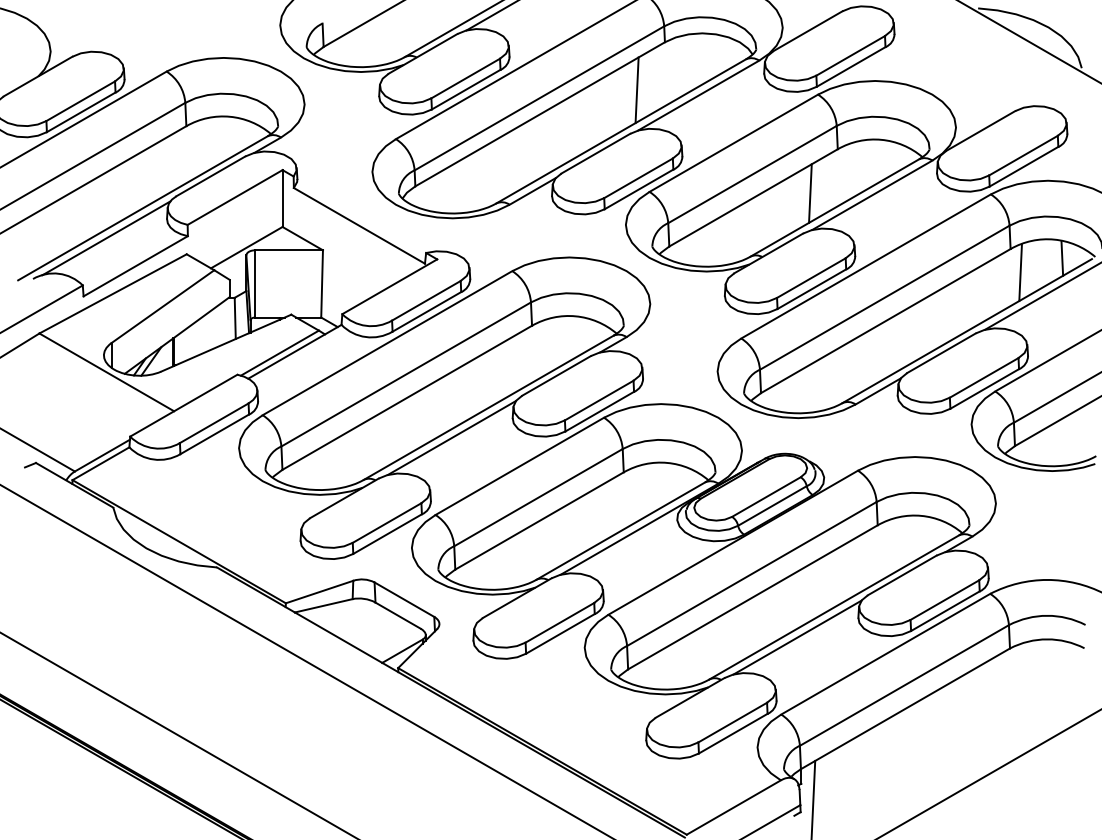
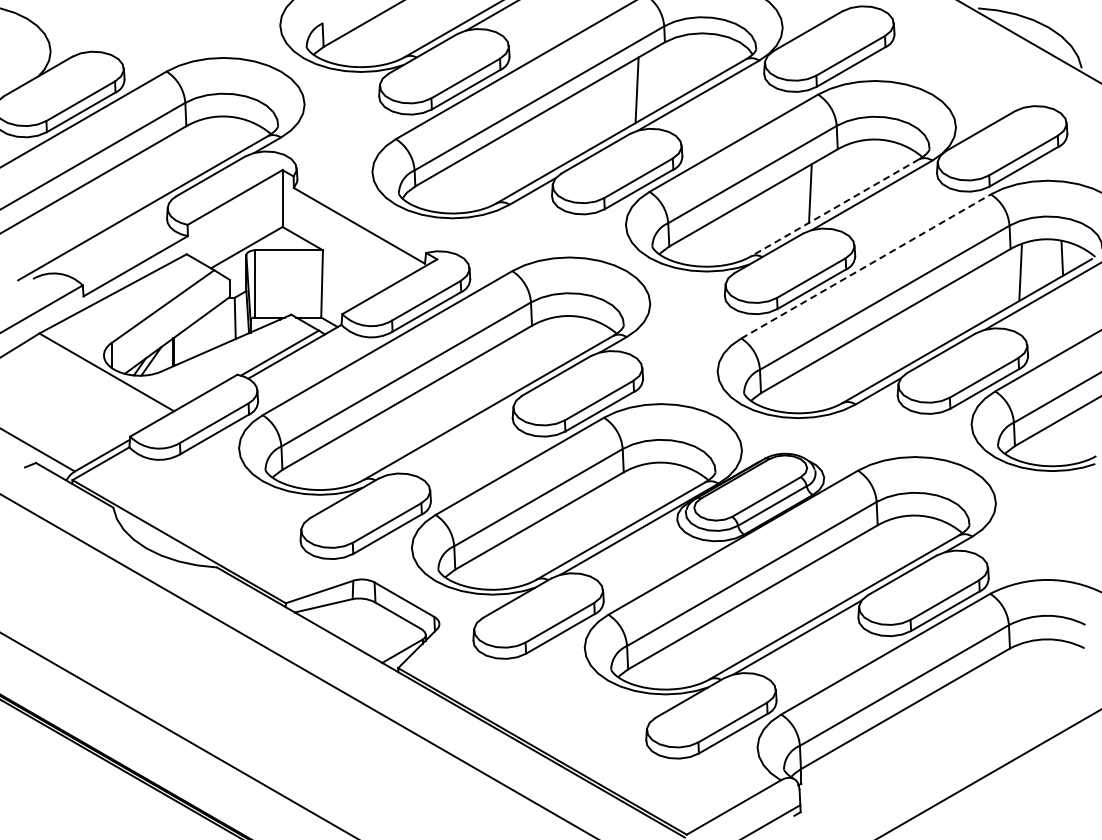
line: solid -> dashed (834, 208)
line: present -> none (106, 238)
line: solid -> dashed (866, 266)
line: present -> none (451, 437)
line position: (305, 660) -> (297, 665) (297, 665)
line: present -> none (813, 798)
